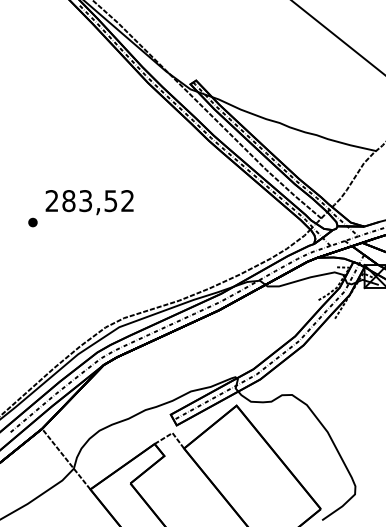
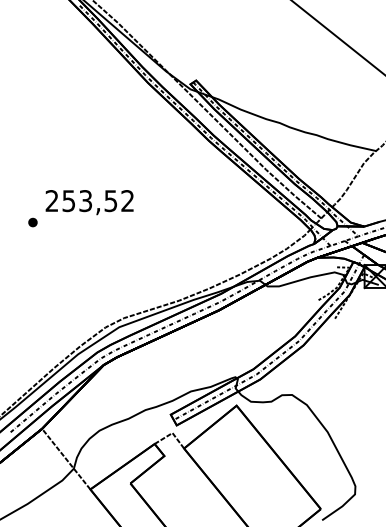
text: 283,52 -> 253,52 (68, 201)
